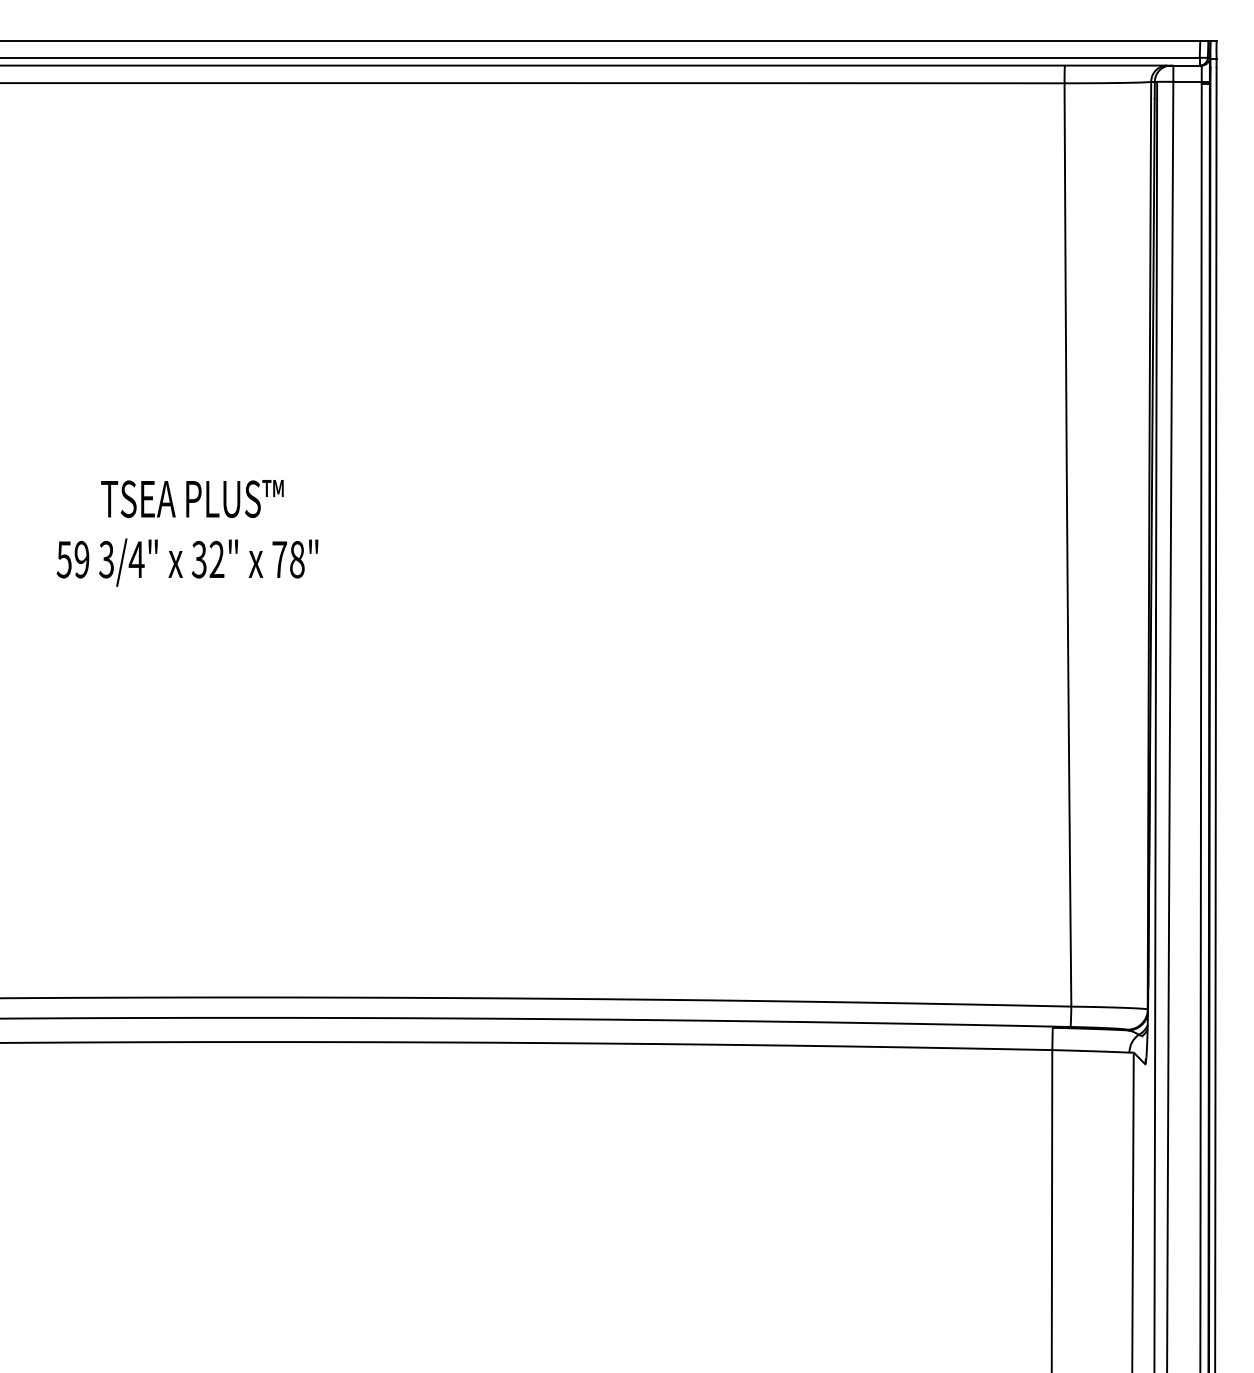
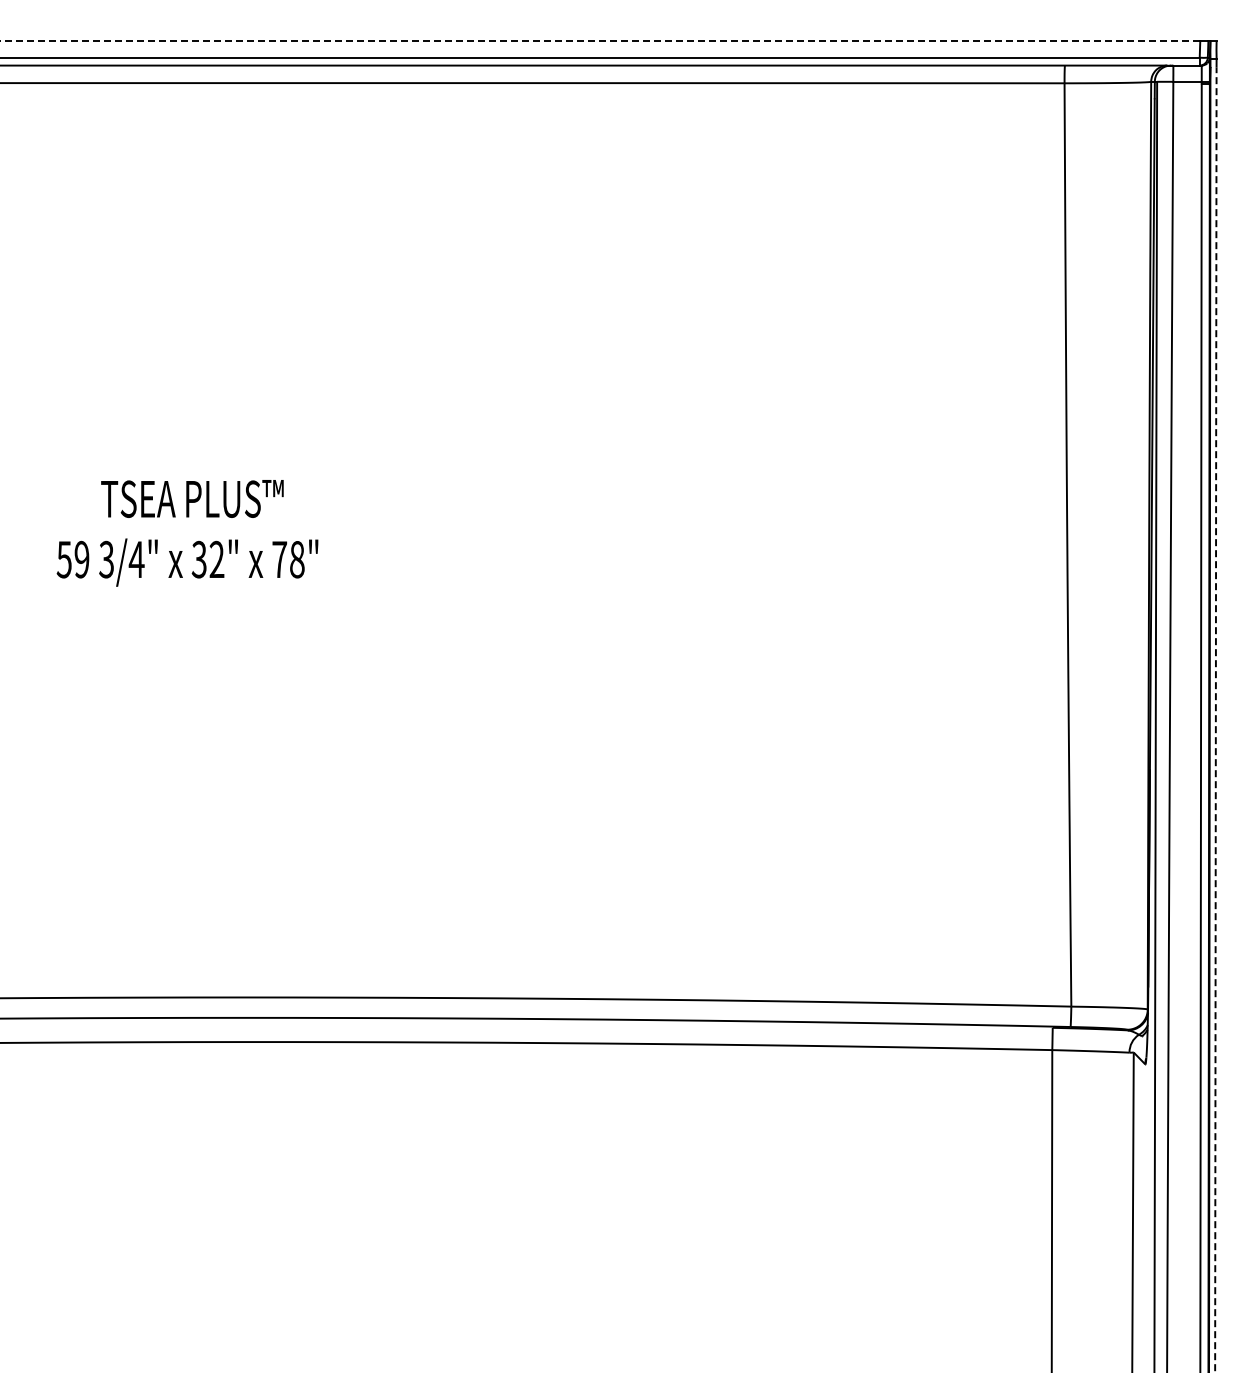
line: solid -> dashed (600, 41)
line: solid -> dashed (1215, 719)
